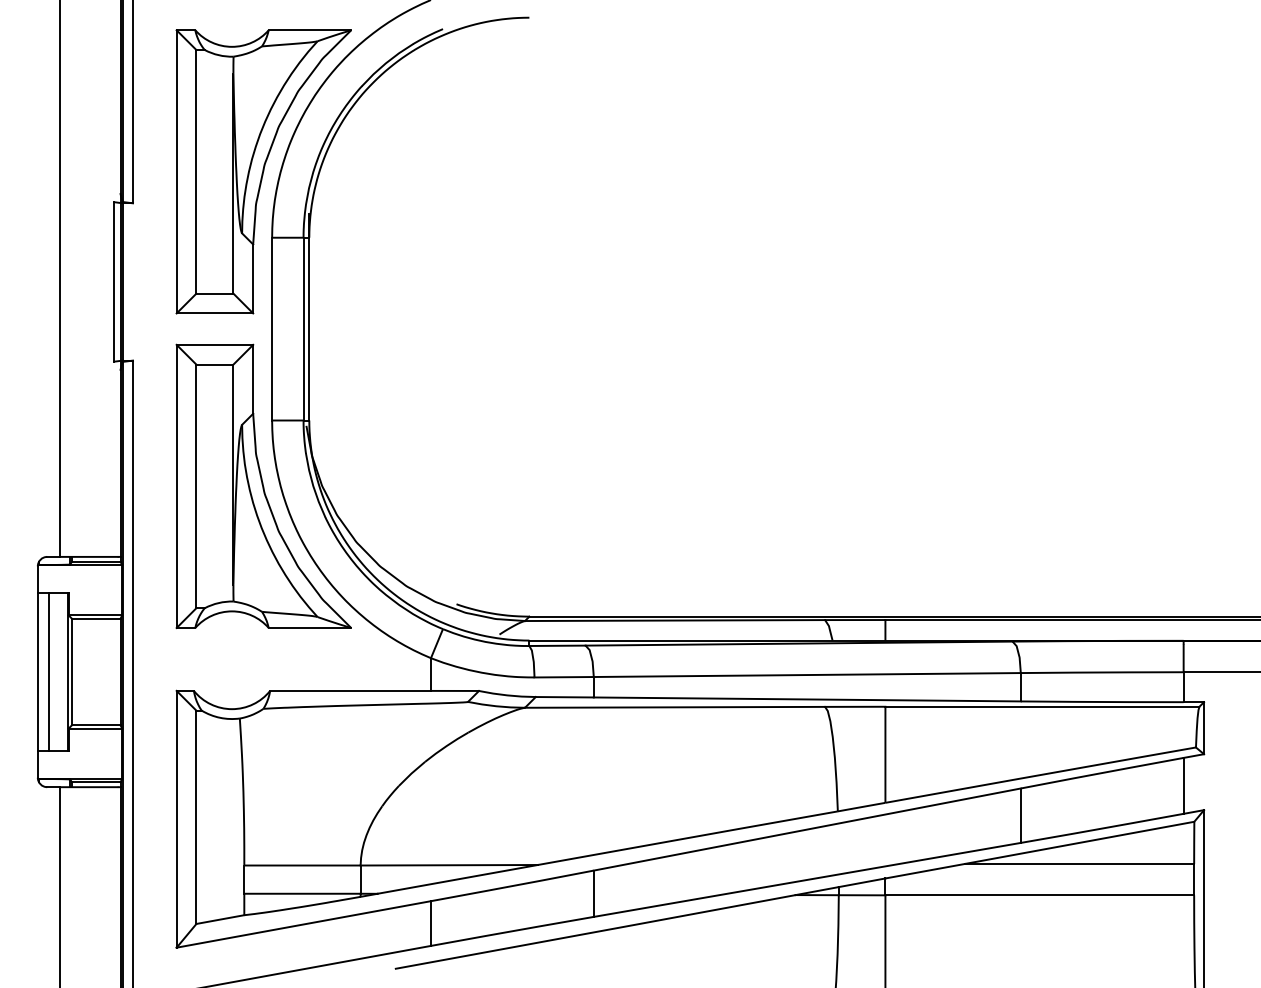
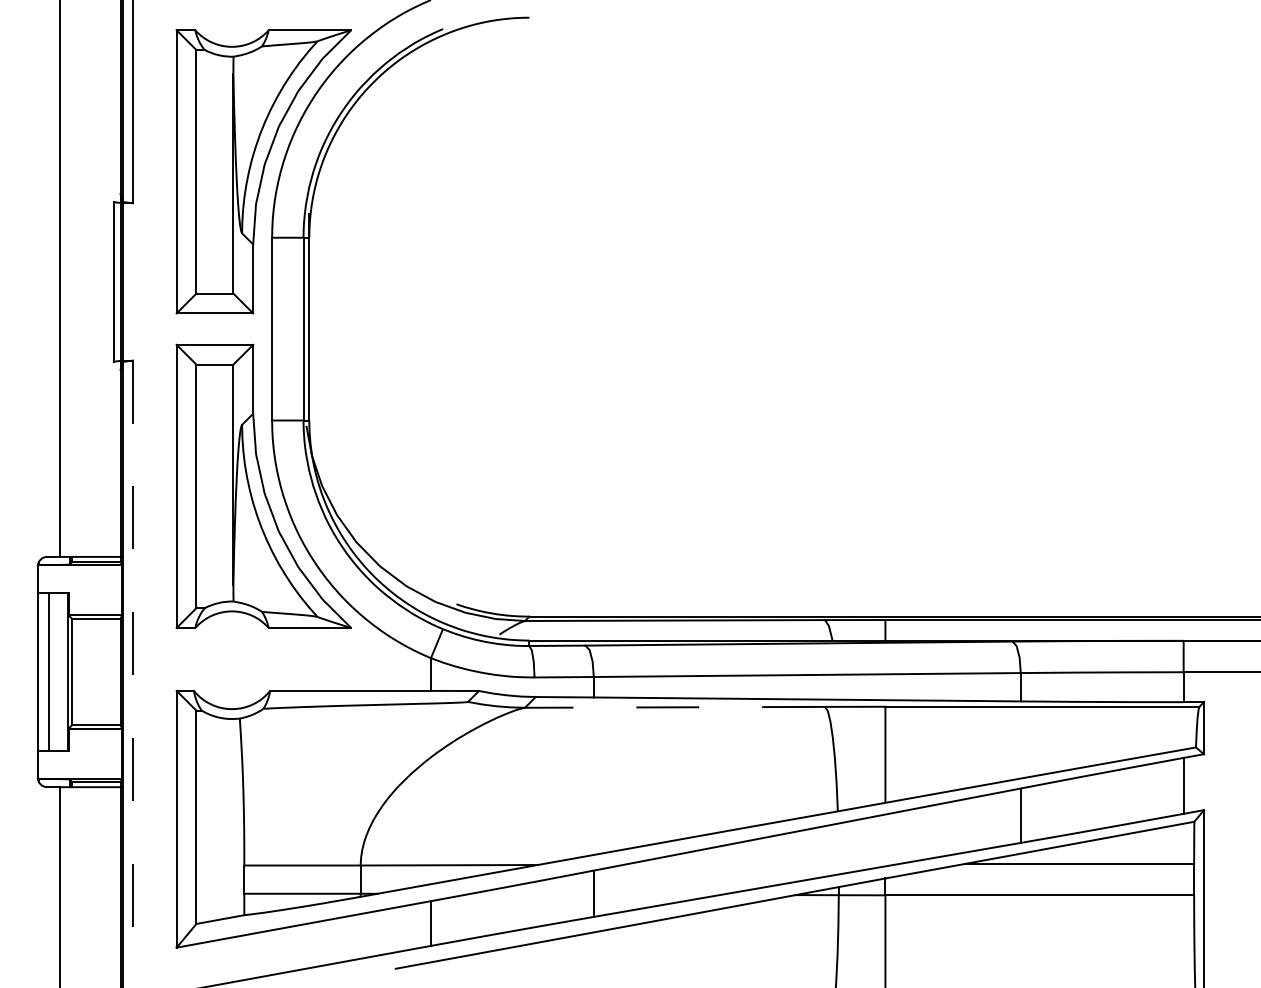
line: solid -> dashed (133, 674)
line: solid -> dashed (674, 707)
